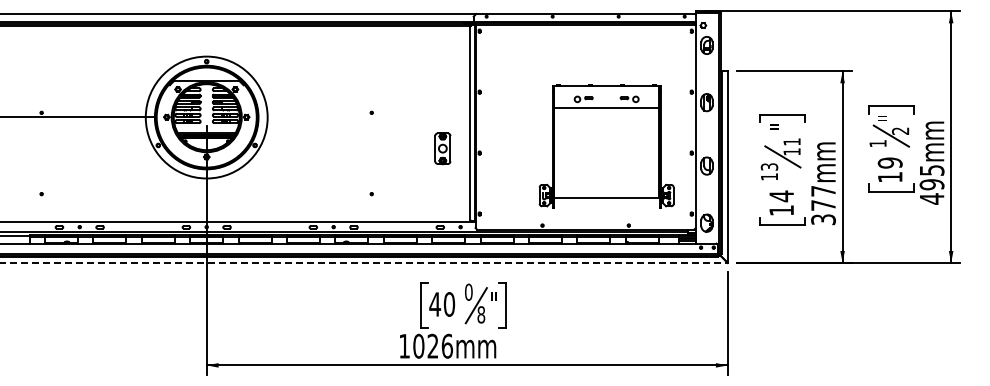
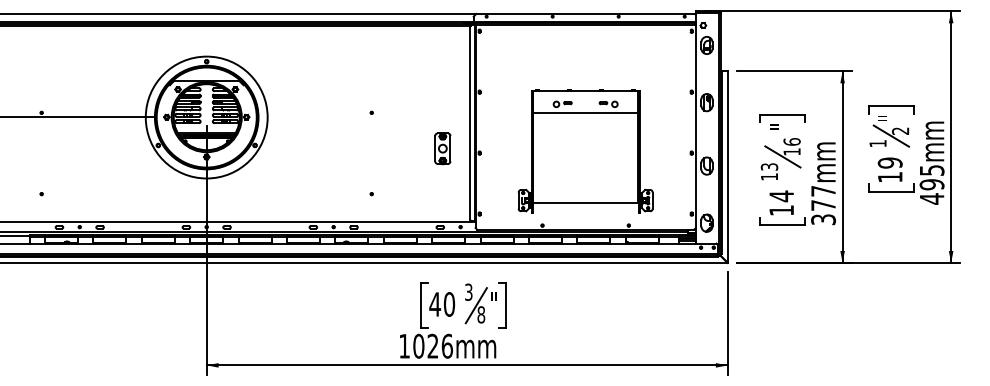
text: 11 -> 16 (791, 141)
part position: (606, 146) -> (585, 151) (585, 151)
line: dashed -> solid (364, 262)
text: 0 -> 3 (468, 291)
